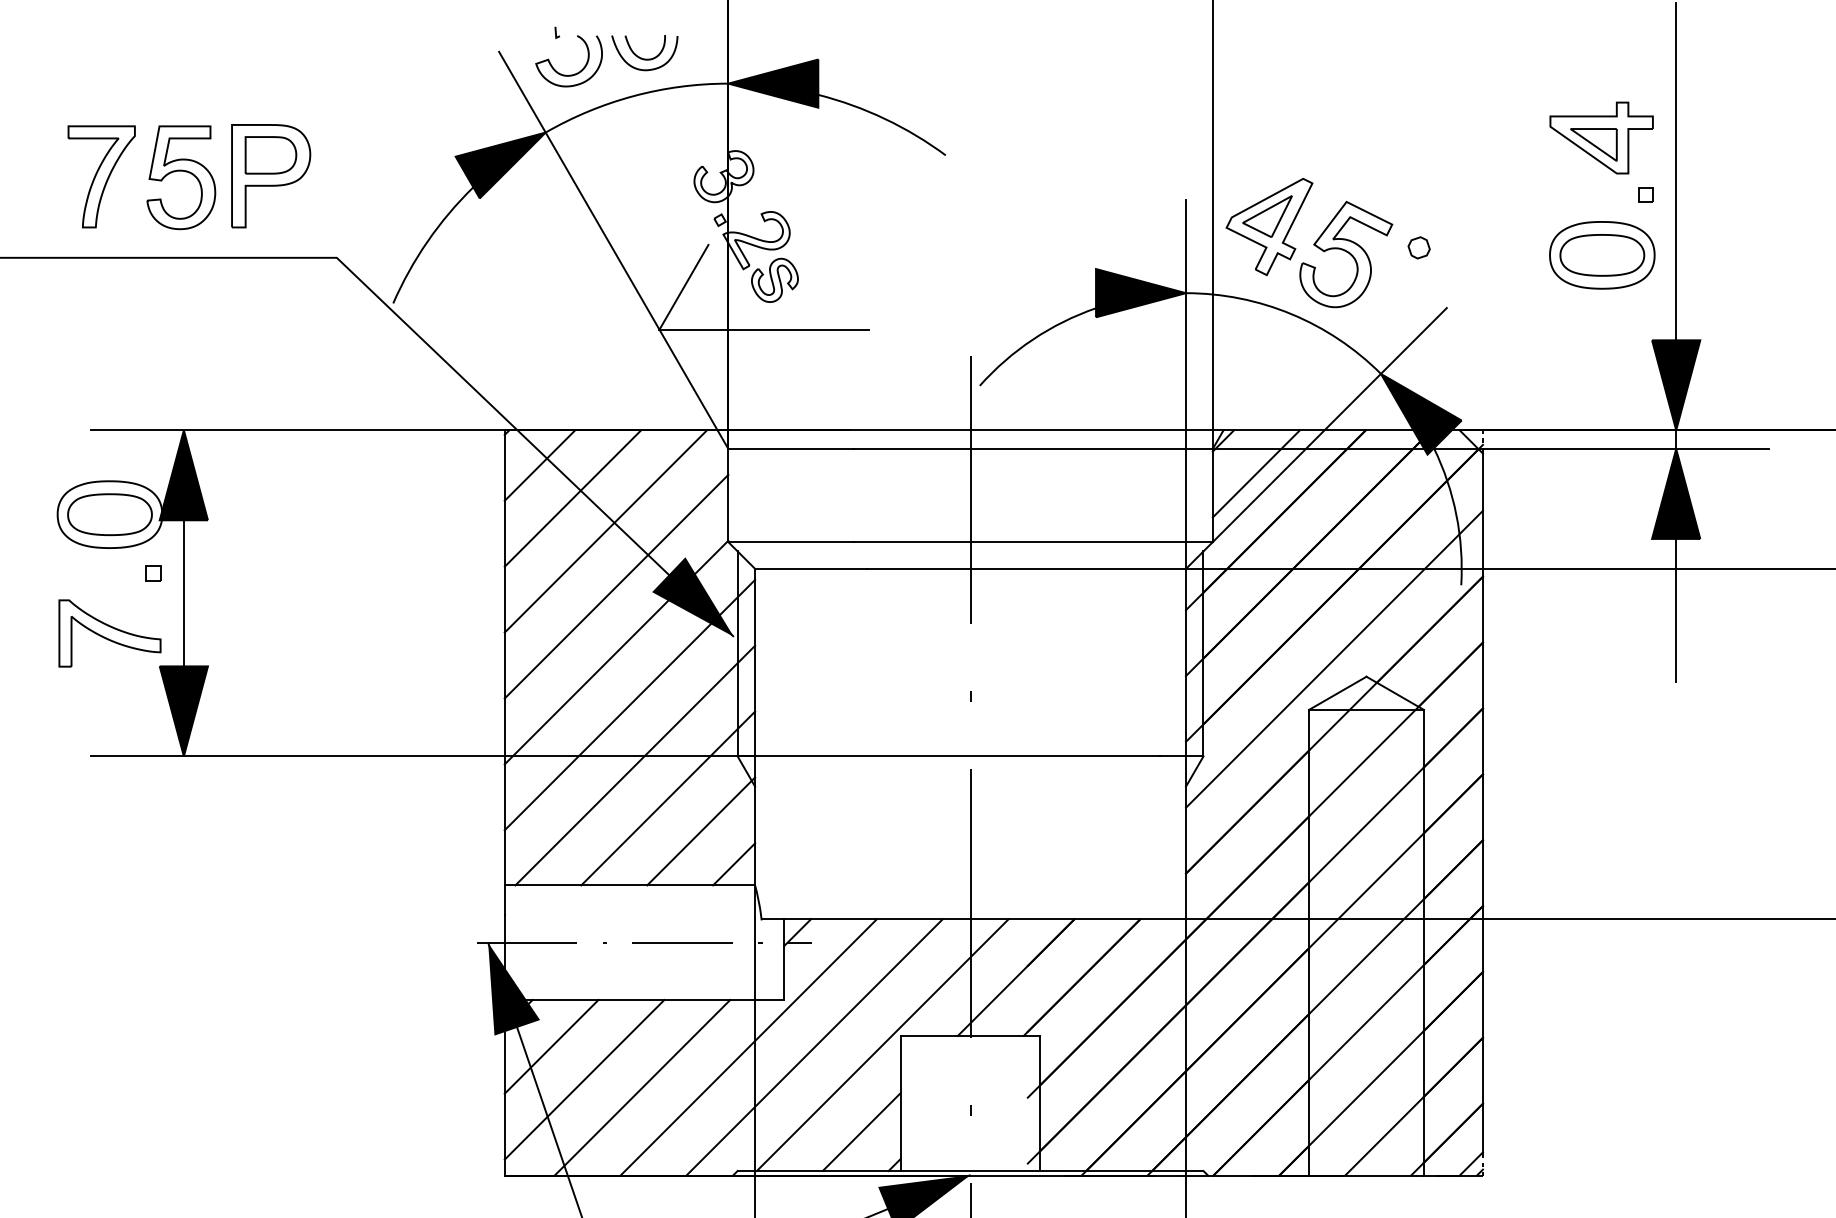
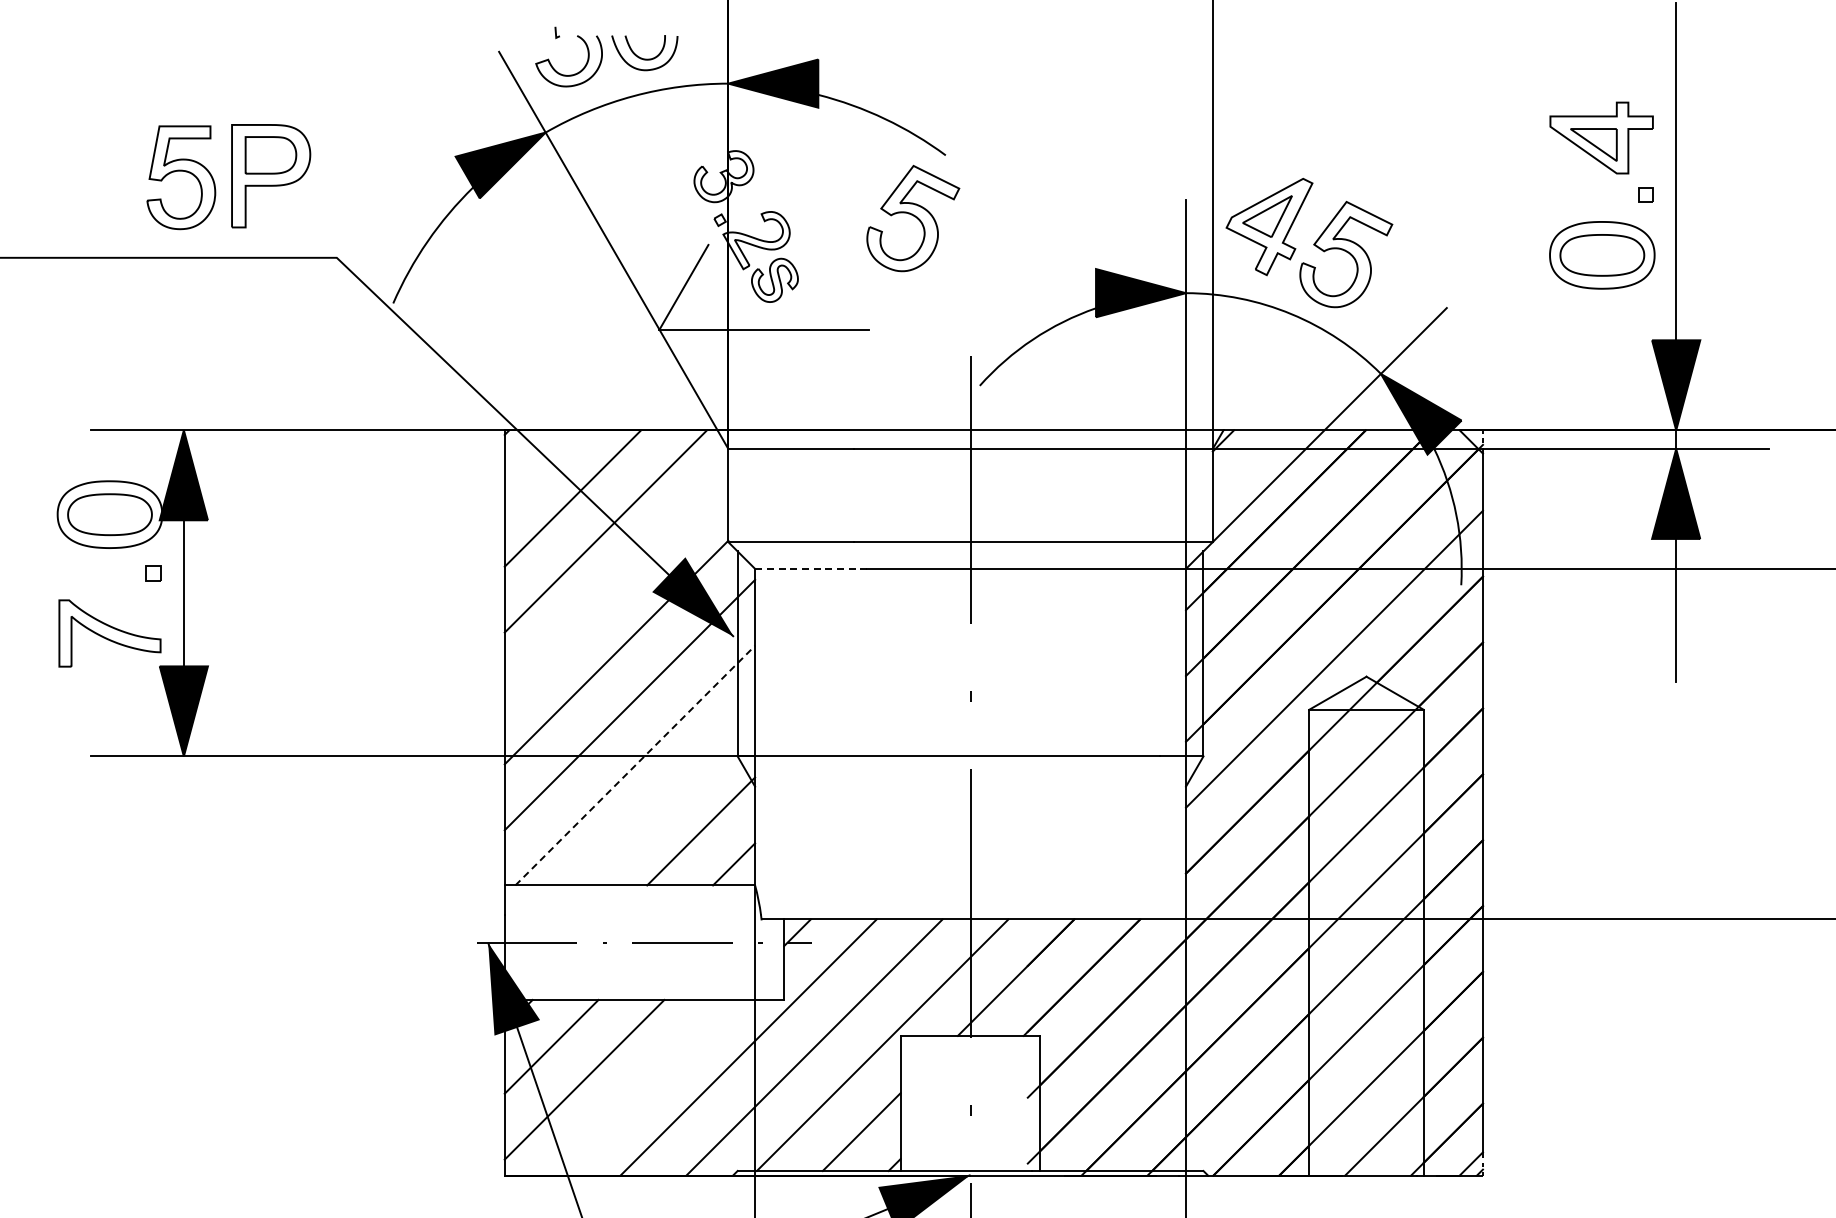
part: present -> none (101, 176)
part: none -> present (913, 218)
part: present -> none (1418, 247)
line: present -> none (539, 465)
line: present -> none (1255, 473)
line: solid -> dashed (810, 568)
line: present -> none (616, 586)
line: solid -> dashed (635, 765)
line: present -> none (668, 798)
line: present -> none (642, 1087)
